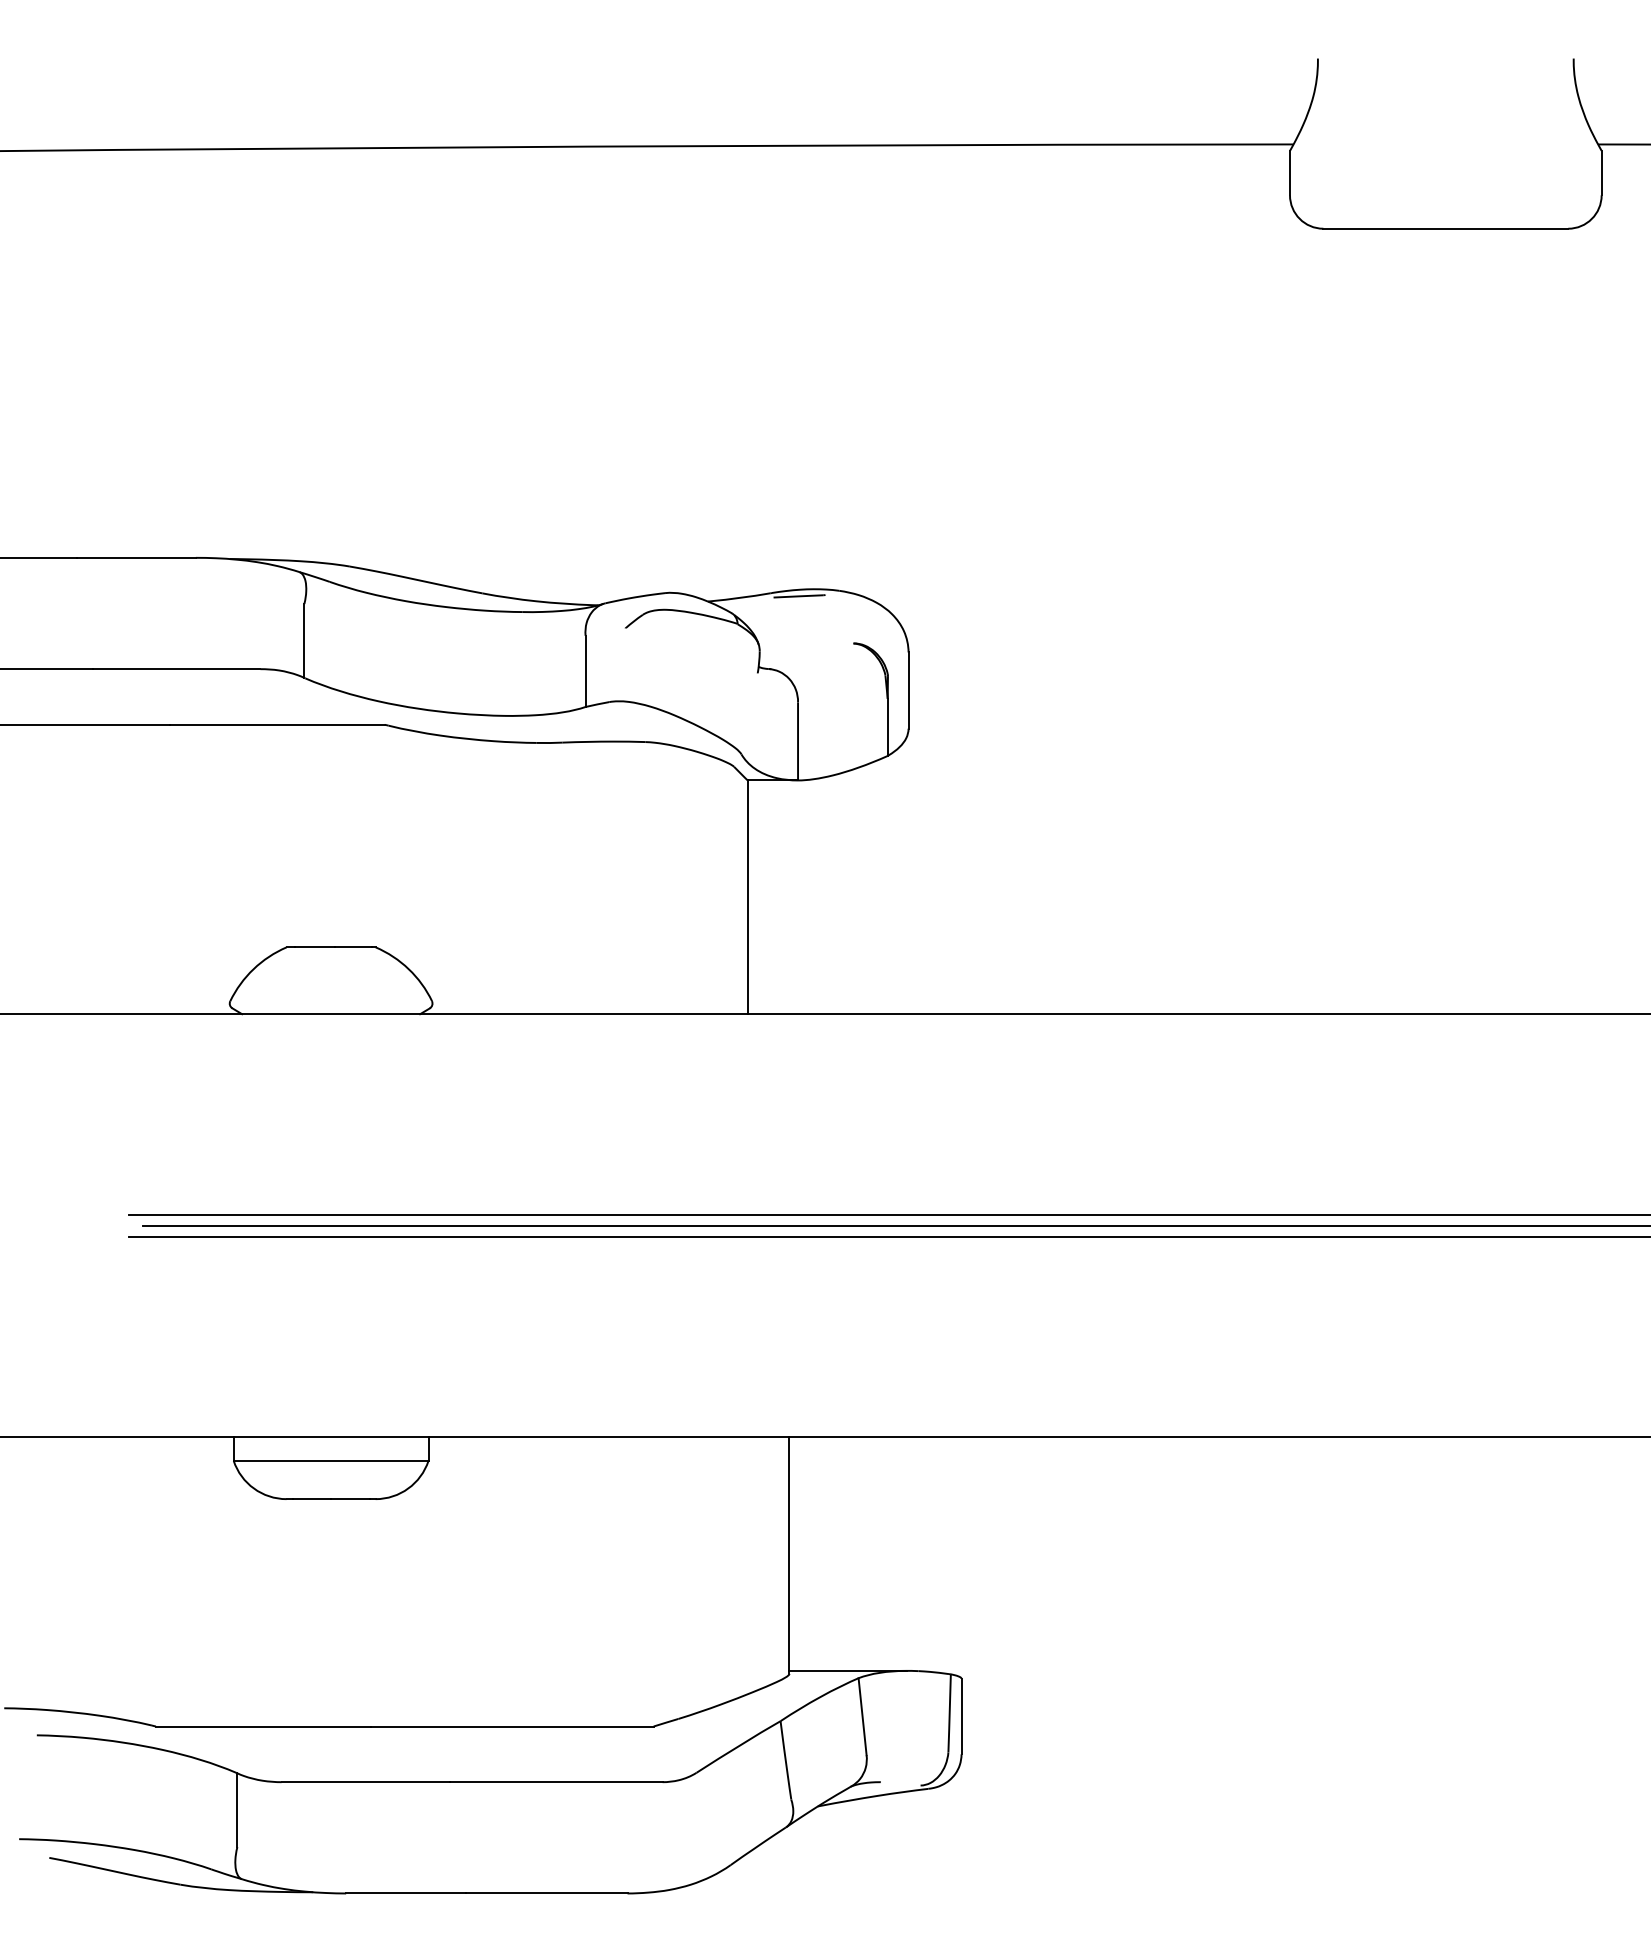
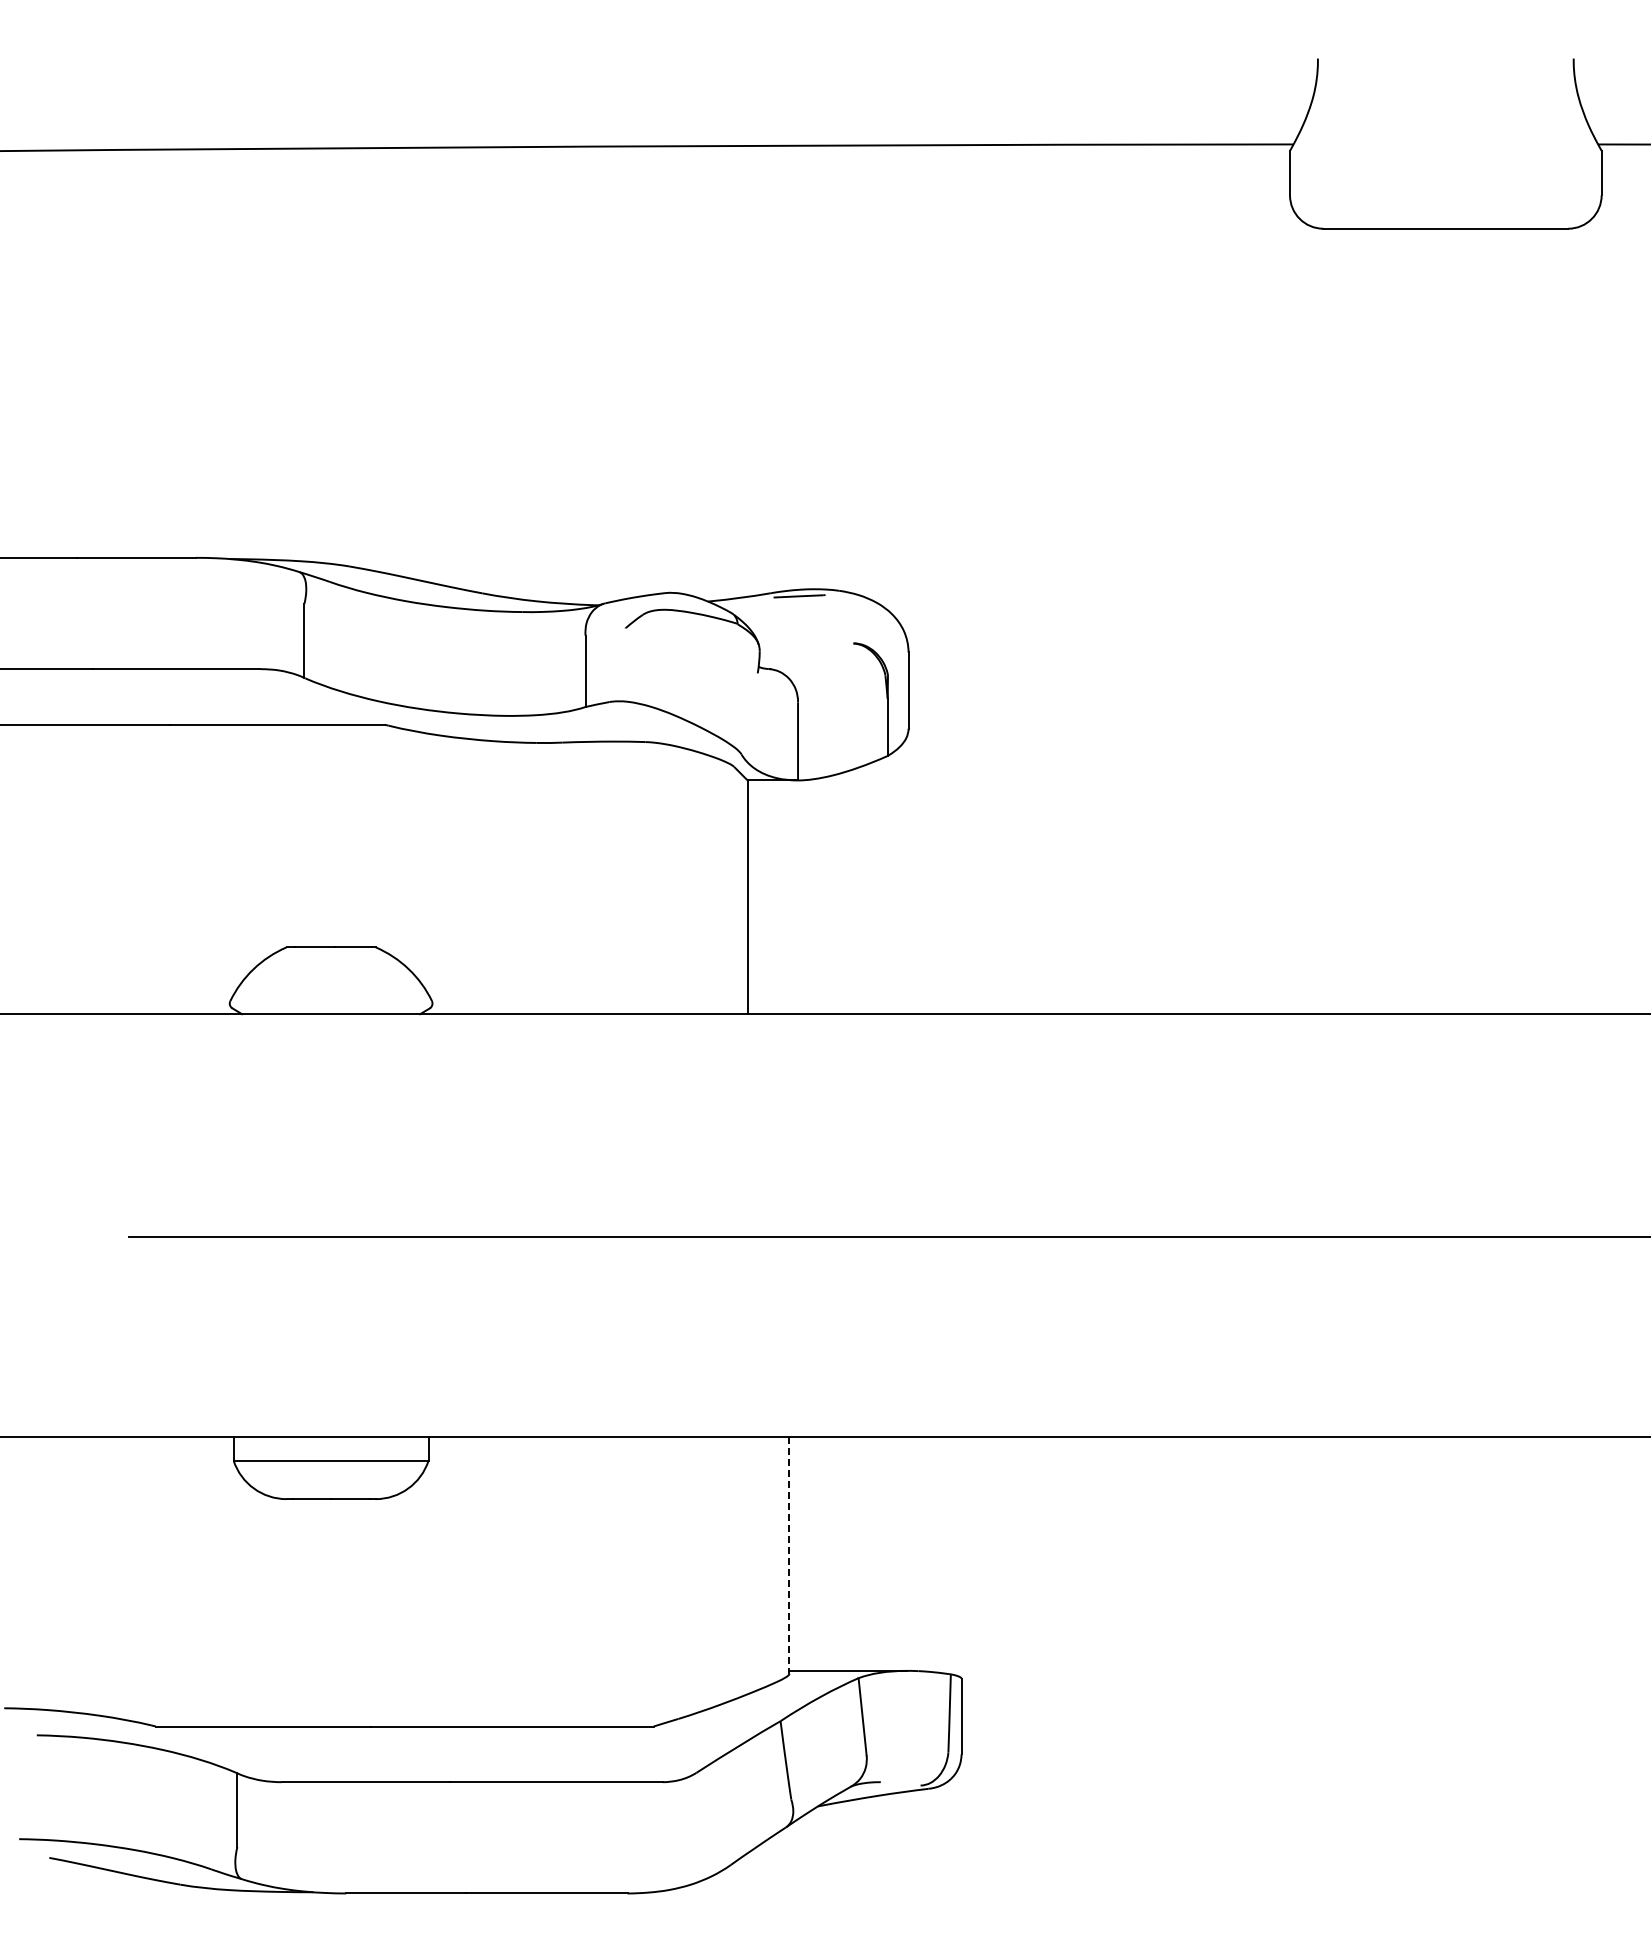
line: present -> none (887, 1214)
line: present -> none (895, 1225)
line: solid -> dashed (789, 1556)
